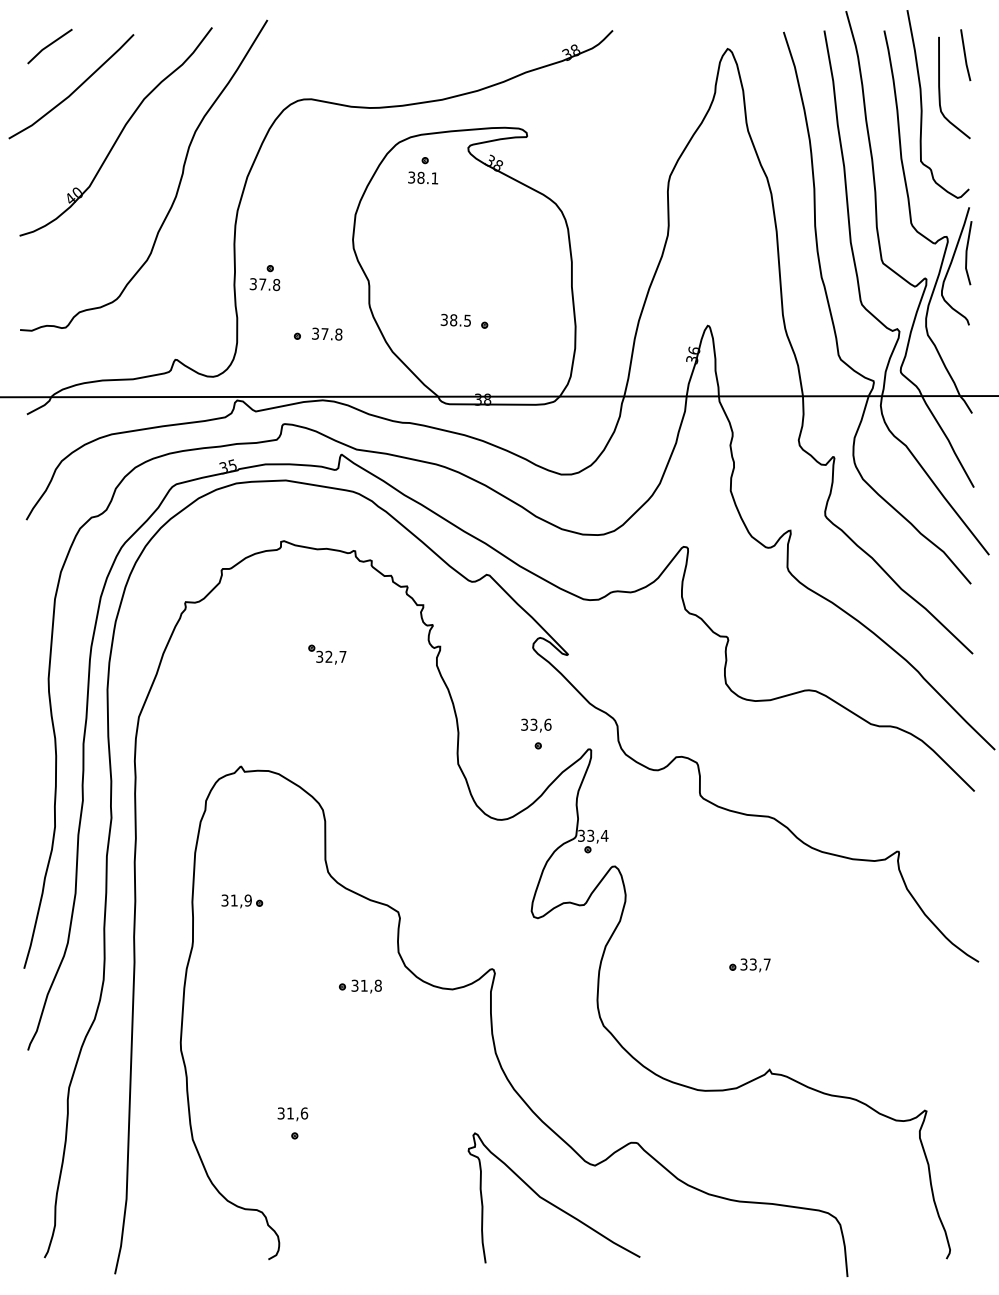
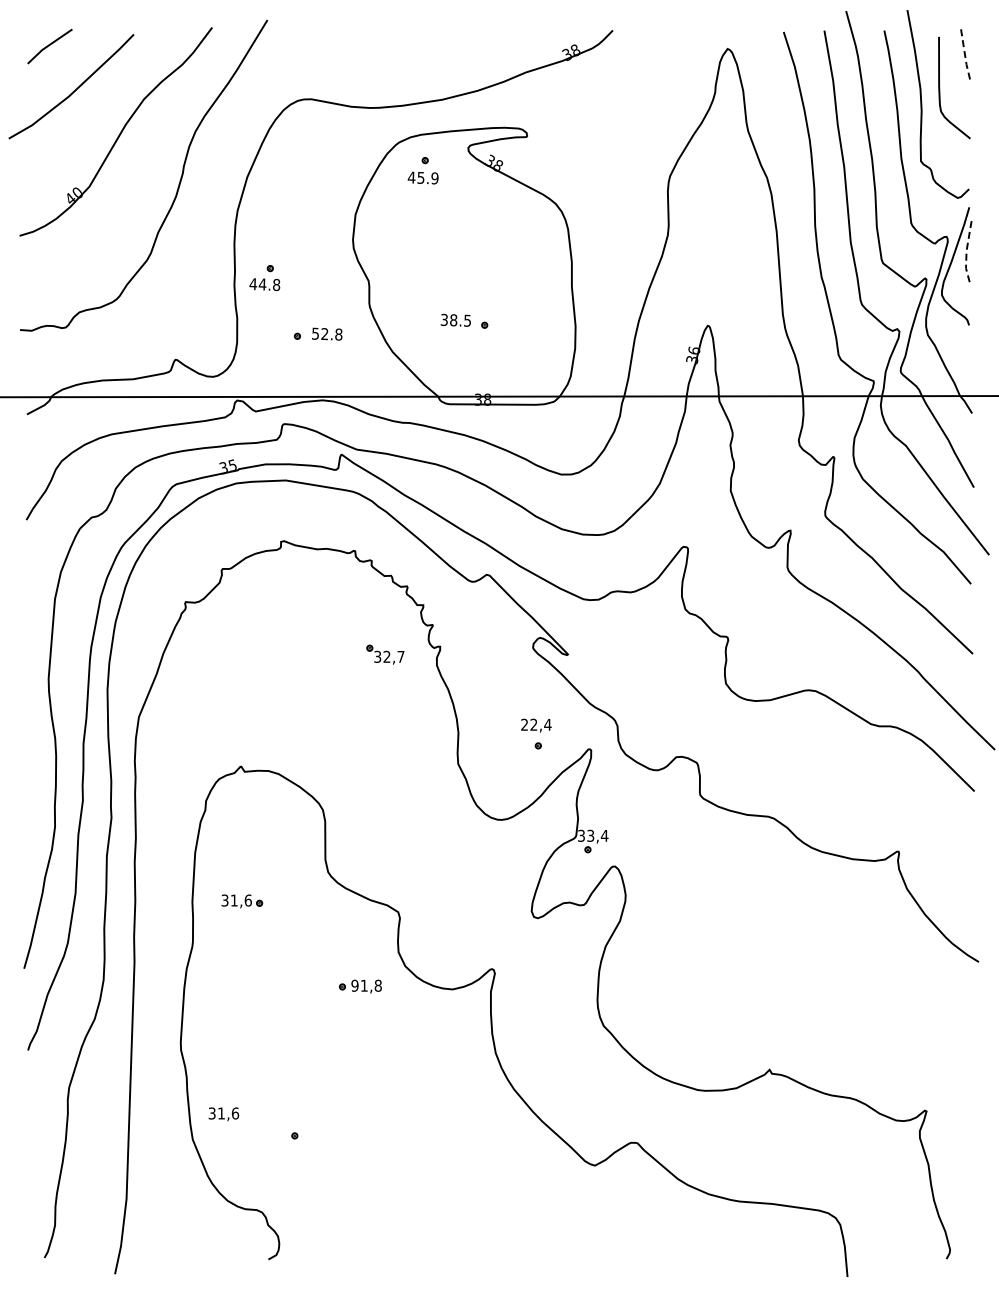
line: solid -> dashed (965, 55)
text: 38.1 -> 45.9 (422, 177)
line: solid -> dashed (966, 254)
text: 37.8 -> 44.8 (257, 284)
text: 37.8 -> 52.8 (320, 333)
part position: (327, 654) -> (385, 654) (385, 654)
text: 33,6 -> 22,4 (536, 724)
text: 31,9 -> 31,6 (247, 900)
part: present -> none (749, 965)
text: 31,8 -> 91,8 (354, 985)
text position: (292, 1114) -> (223, 1114) (223, 1114)
curve: present -> none (551, 1202)
